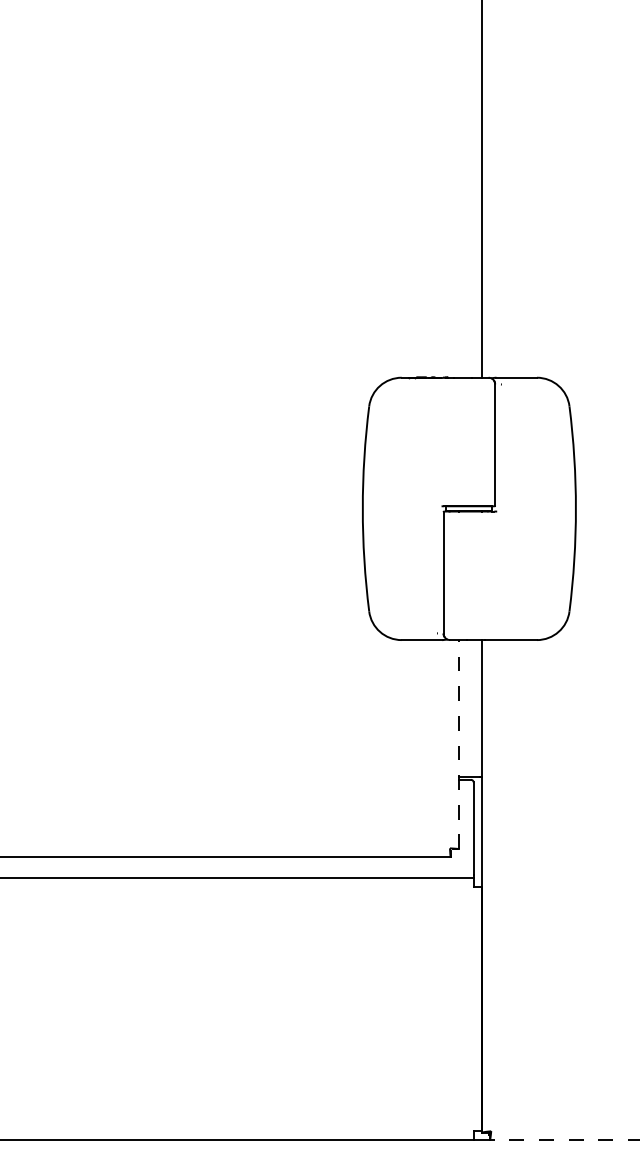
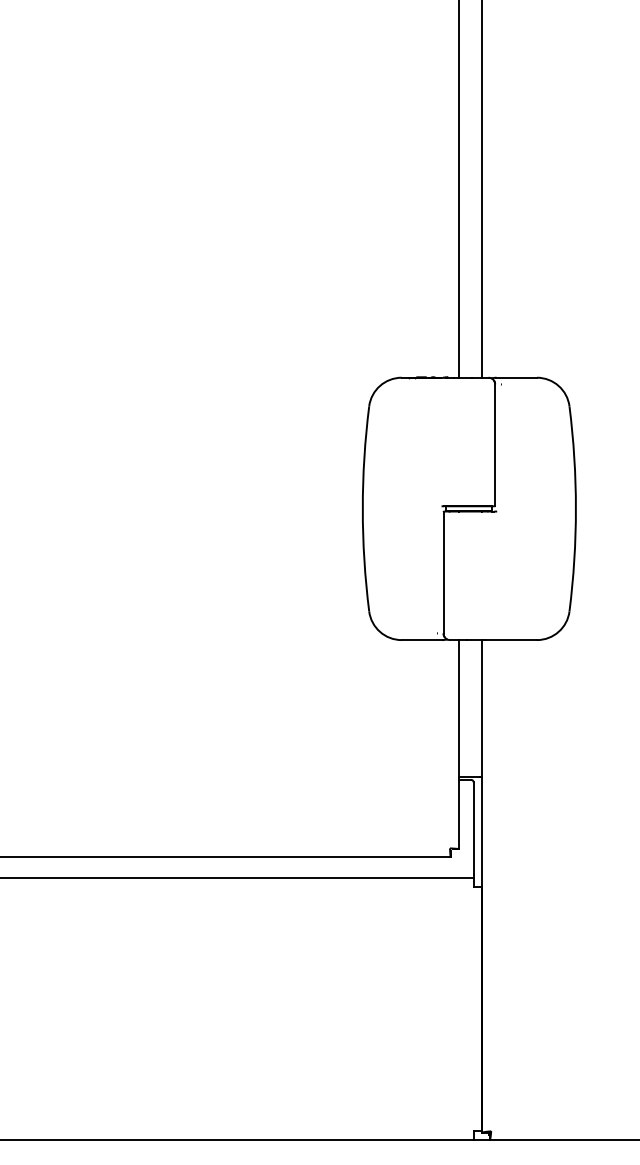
line: none -> present (458, 189)
line: dashed -> solid (458, 744)
line: dashed -> solid (564, 1140)
